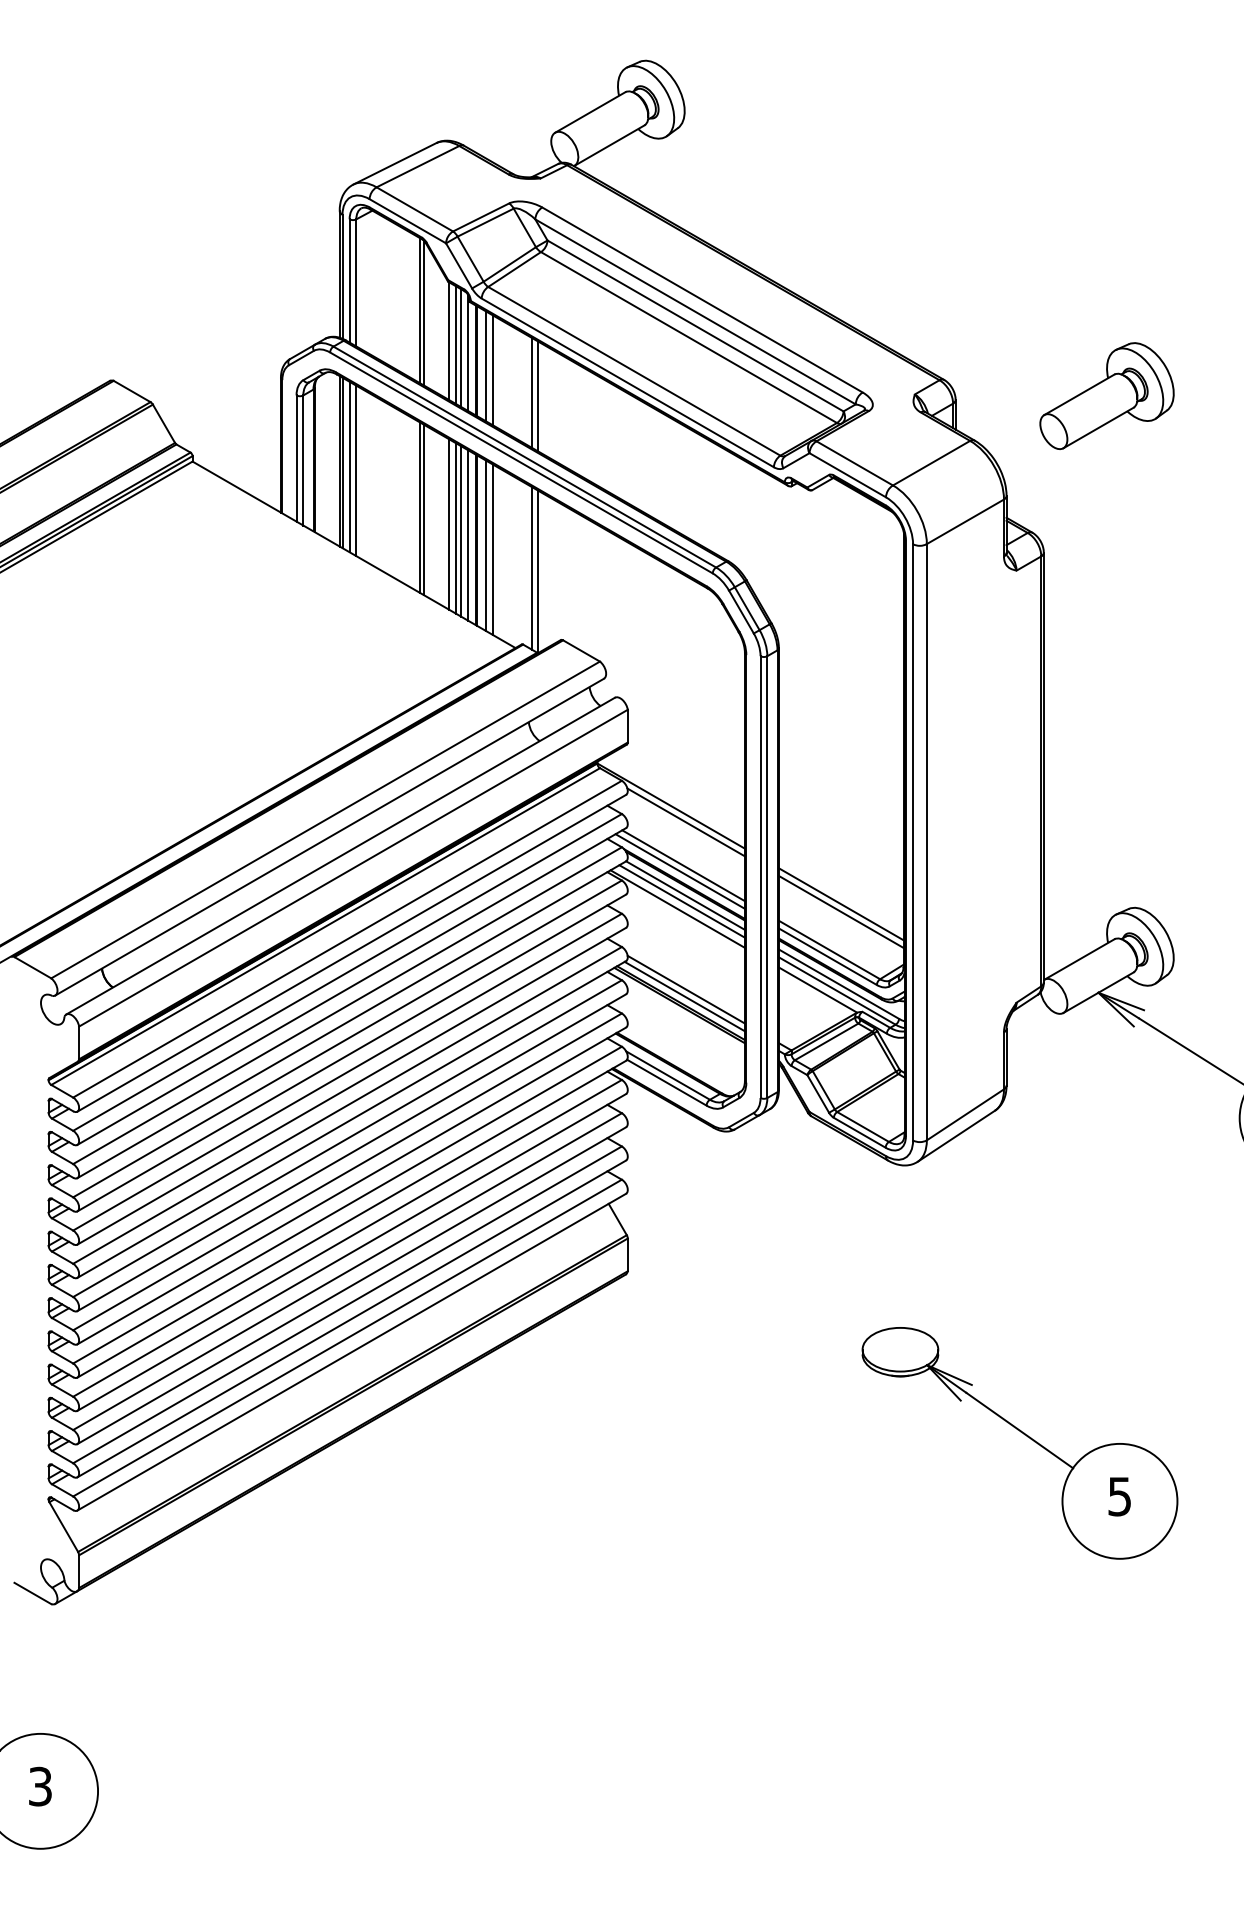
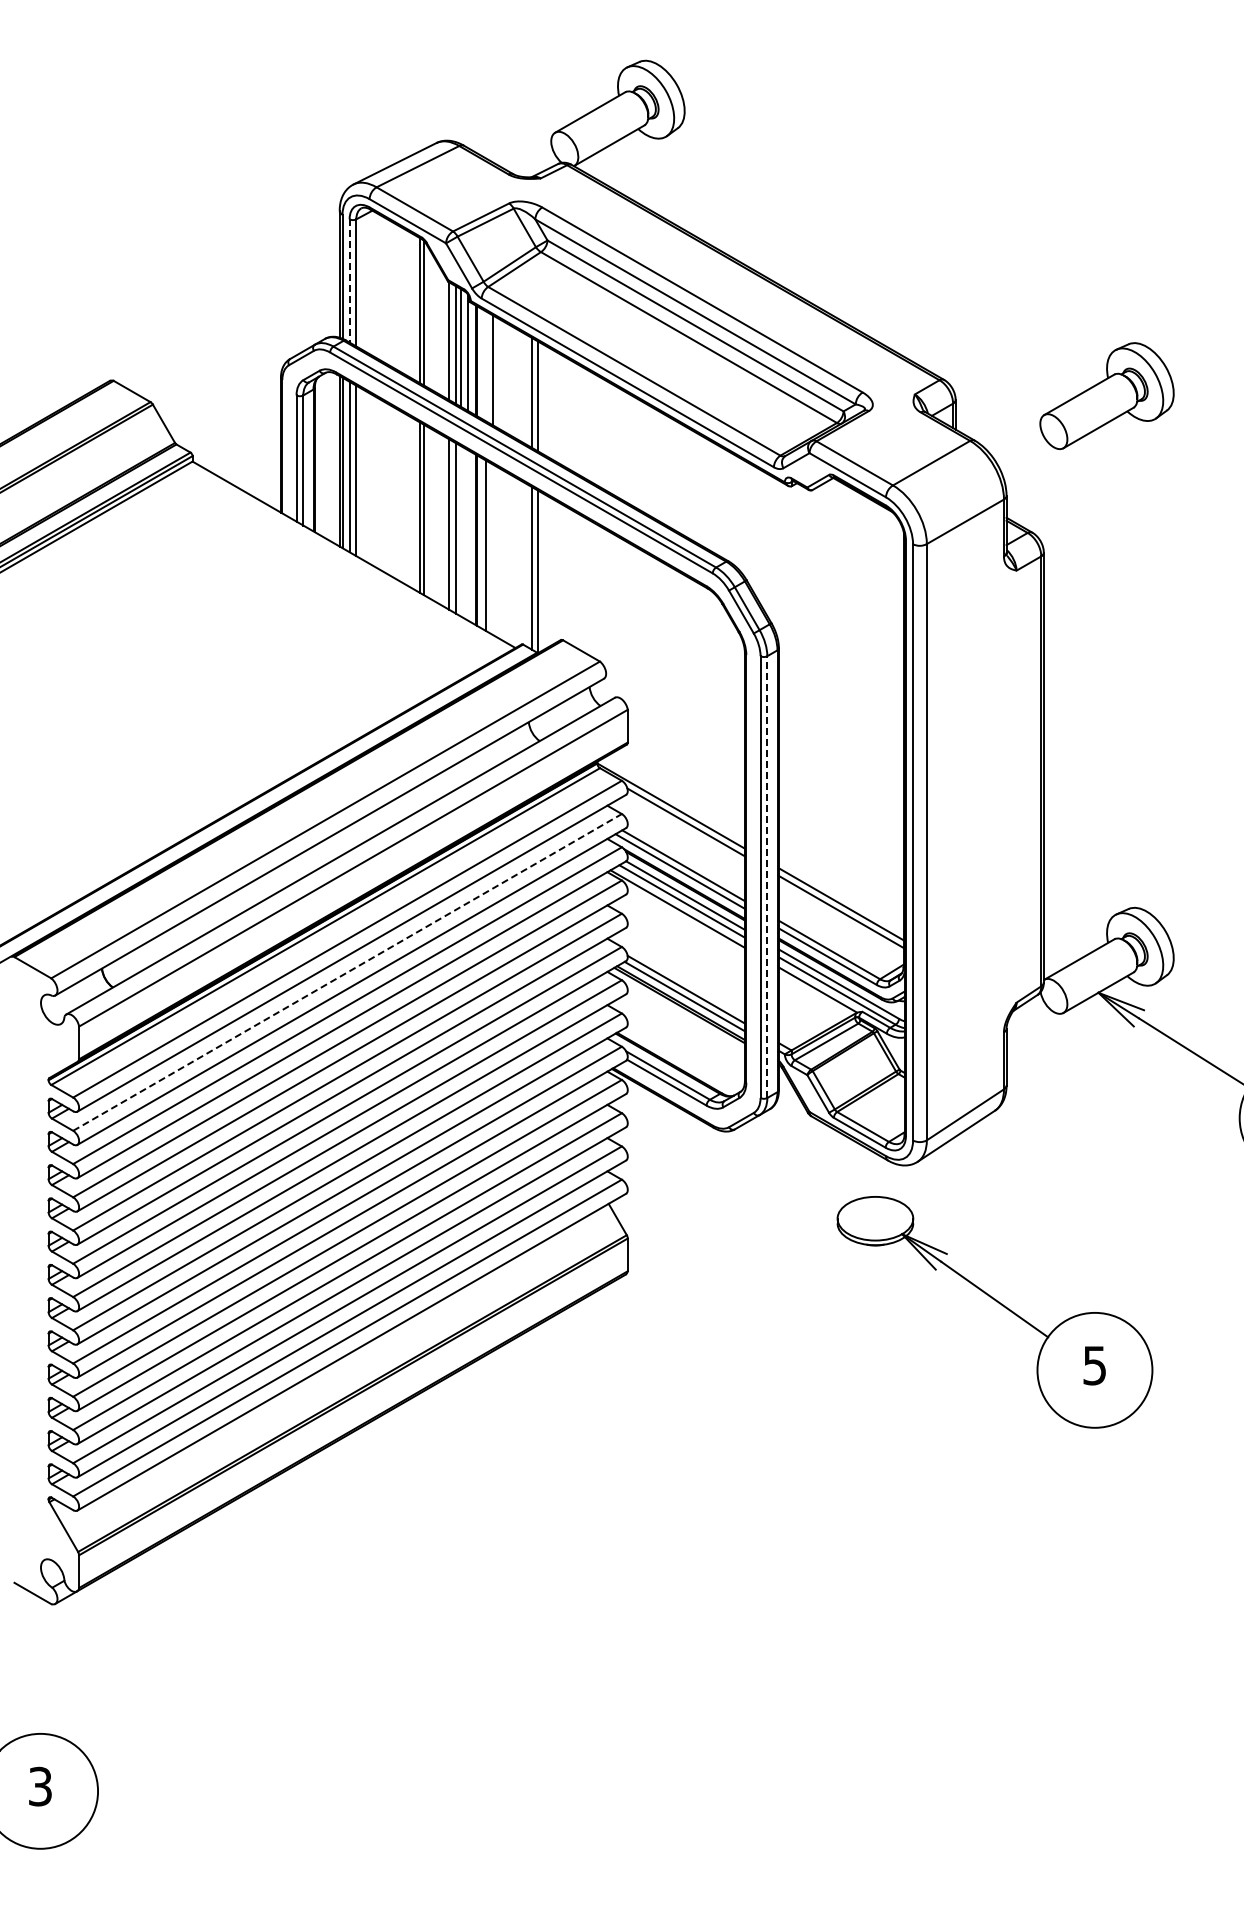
line: solid -> dashed (349, 280)
line: present -> none (486, 366)
line: present -> none (461, 531)
line: present -> none (467, 535)
line: present -> none (492, 549)
line: solid -> dashed (767, 877)
line: solid -> dashed (347, 972)
part position: (1024, 1435) -> (999, 1304) (999, 1304)
